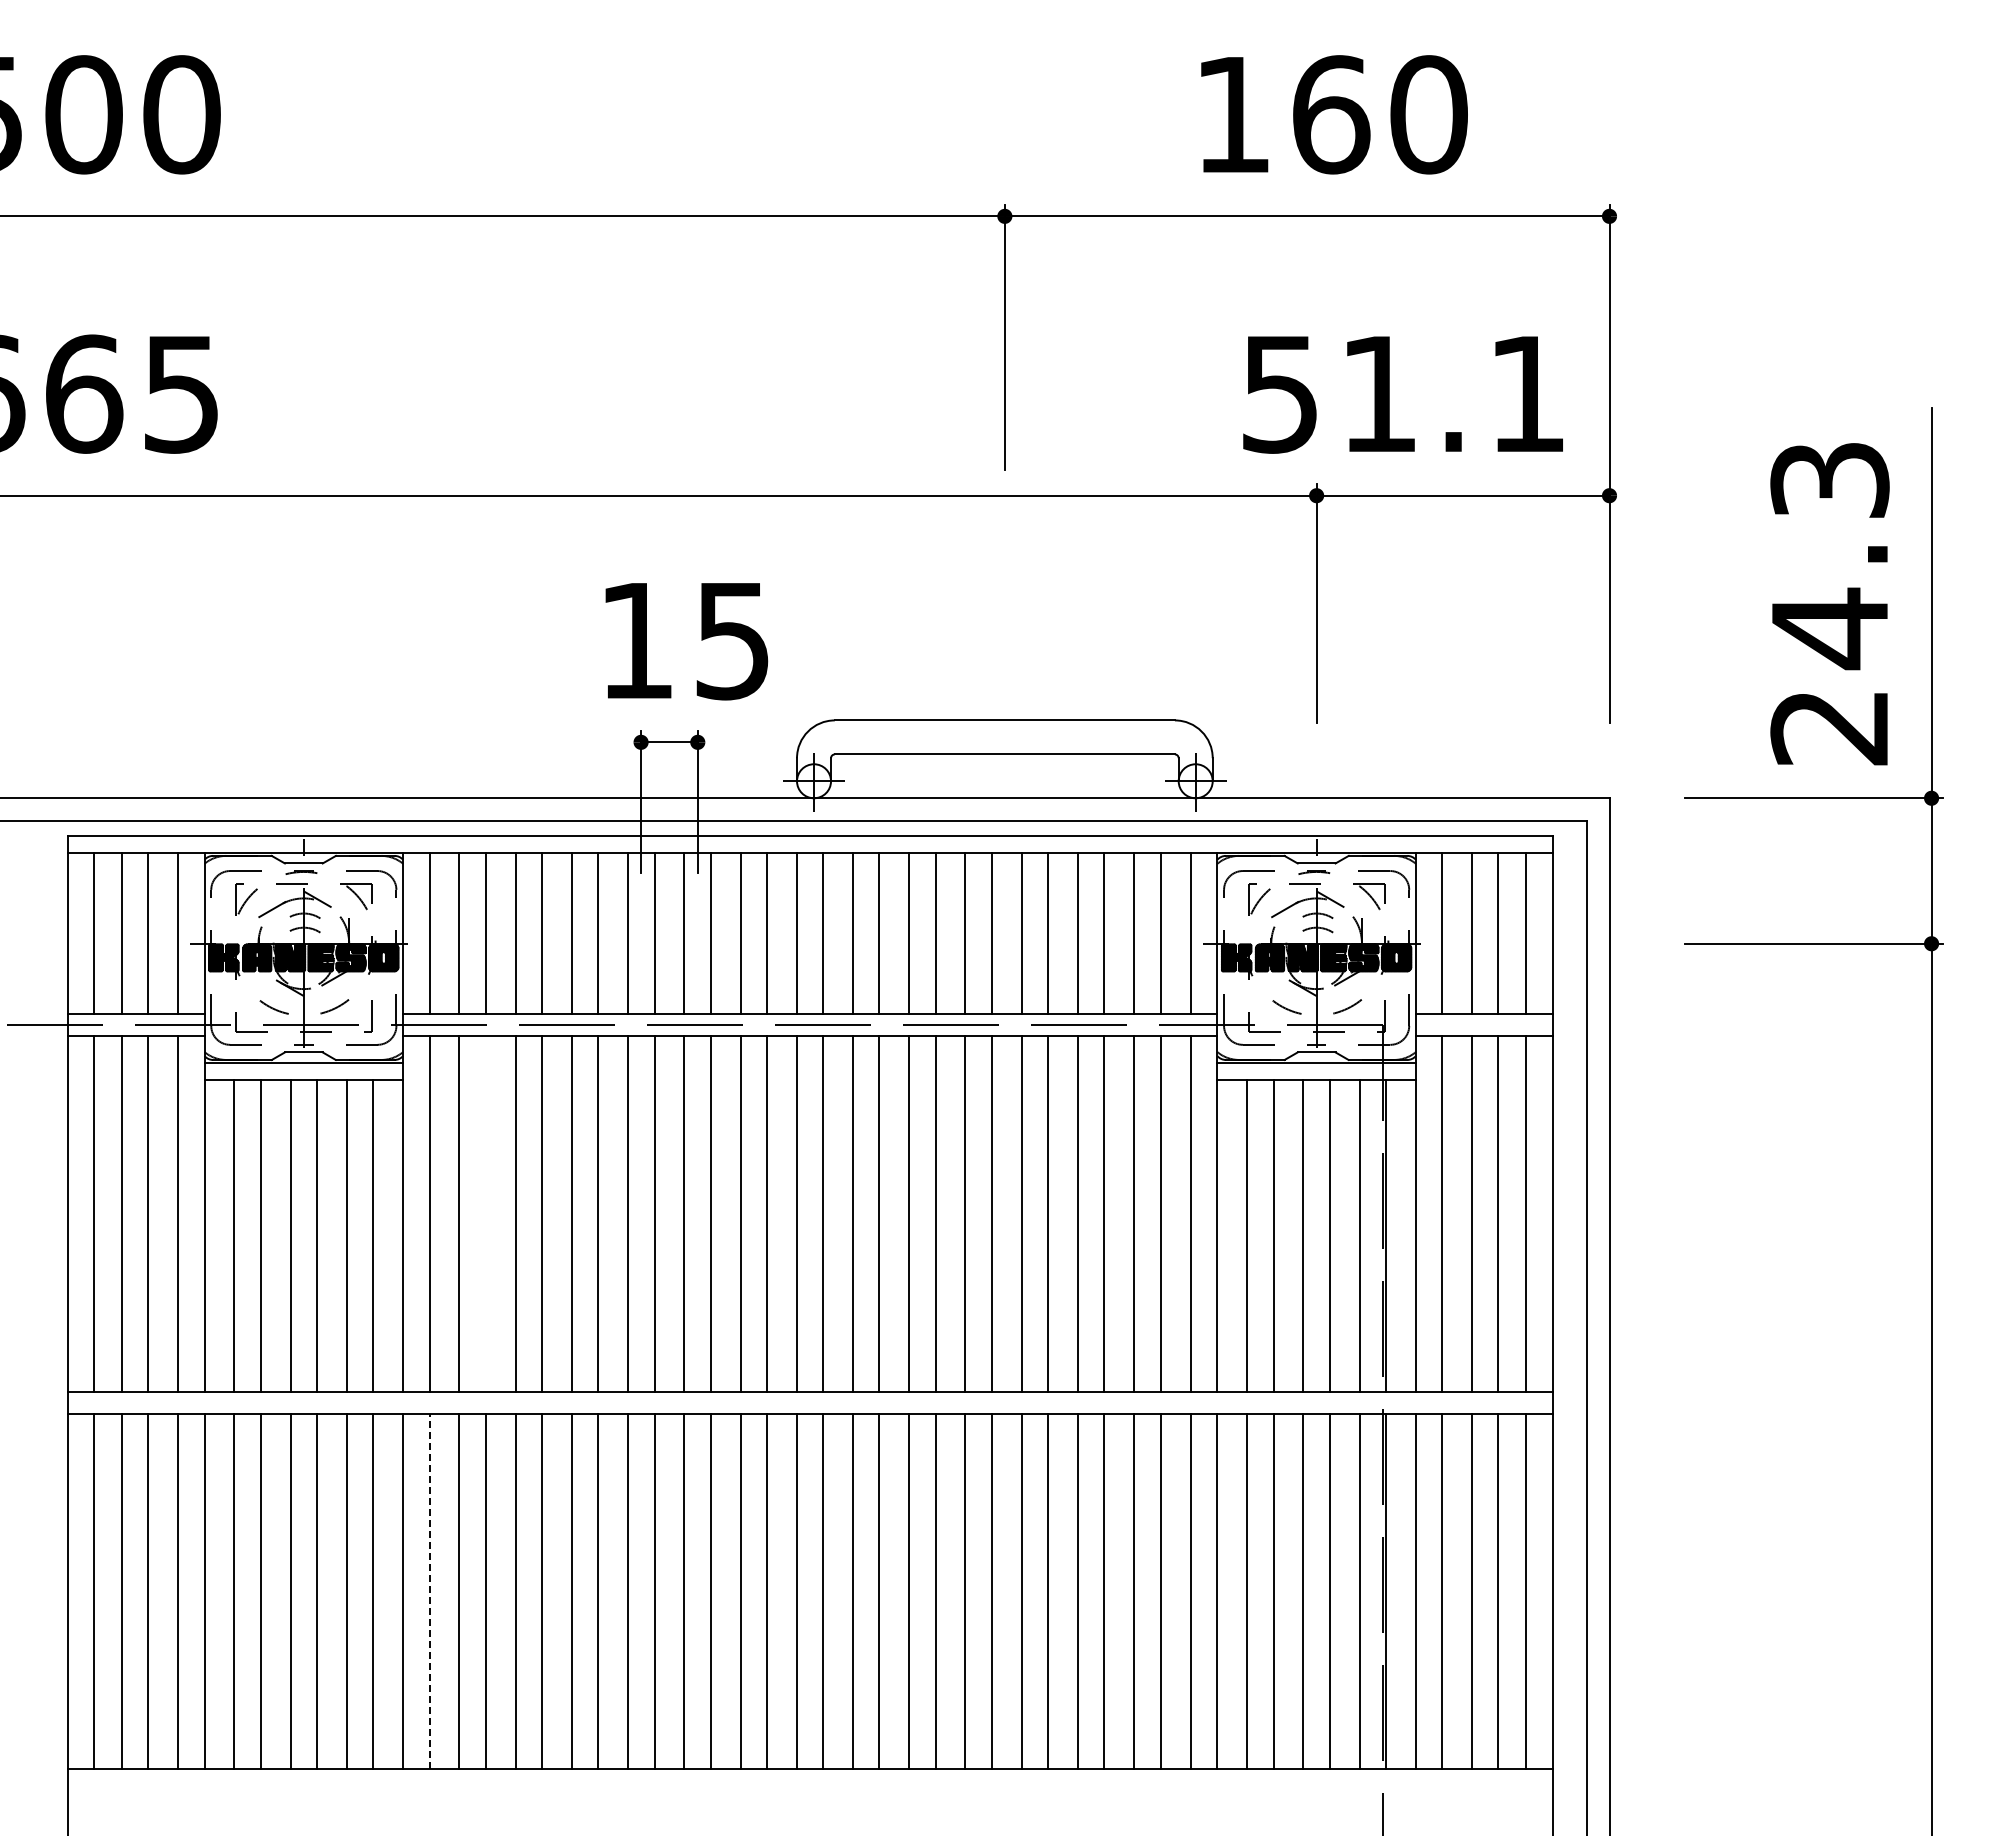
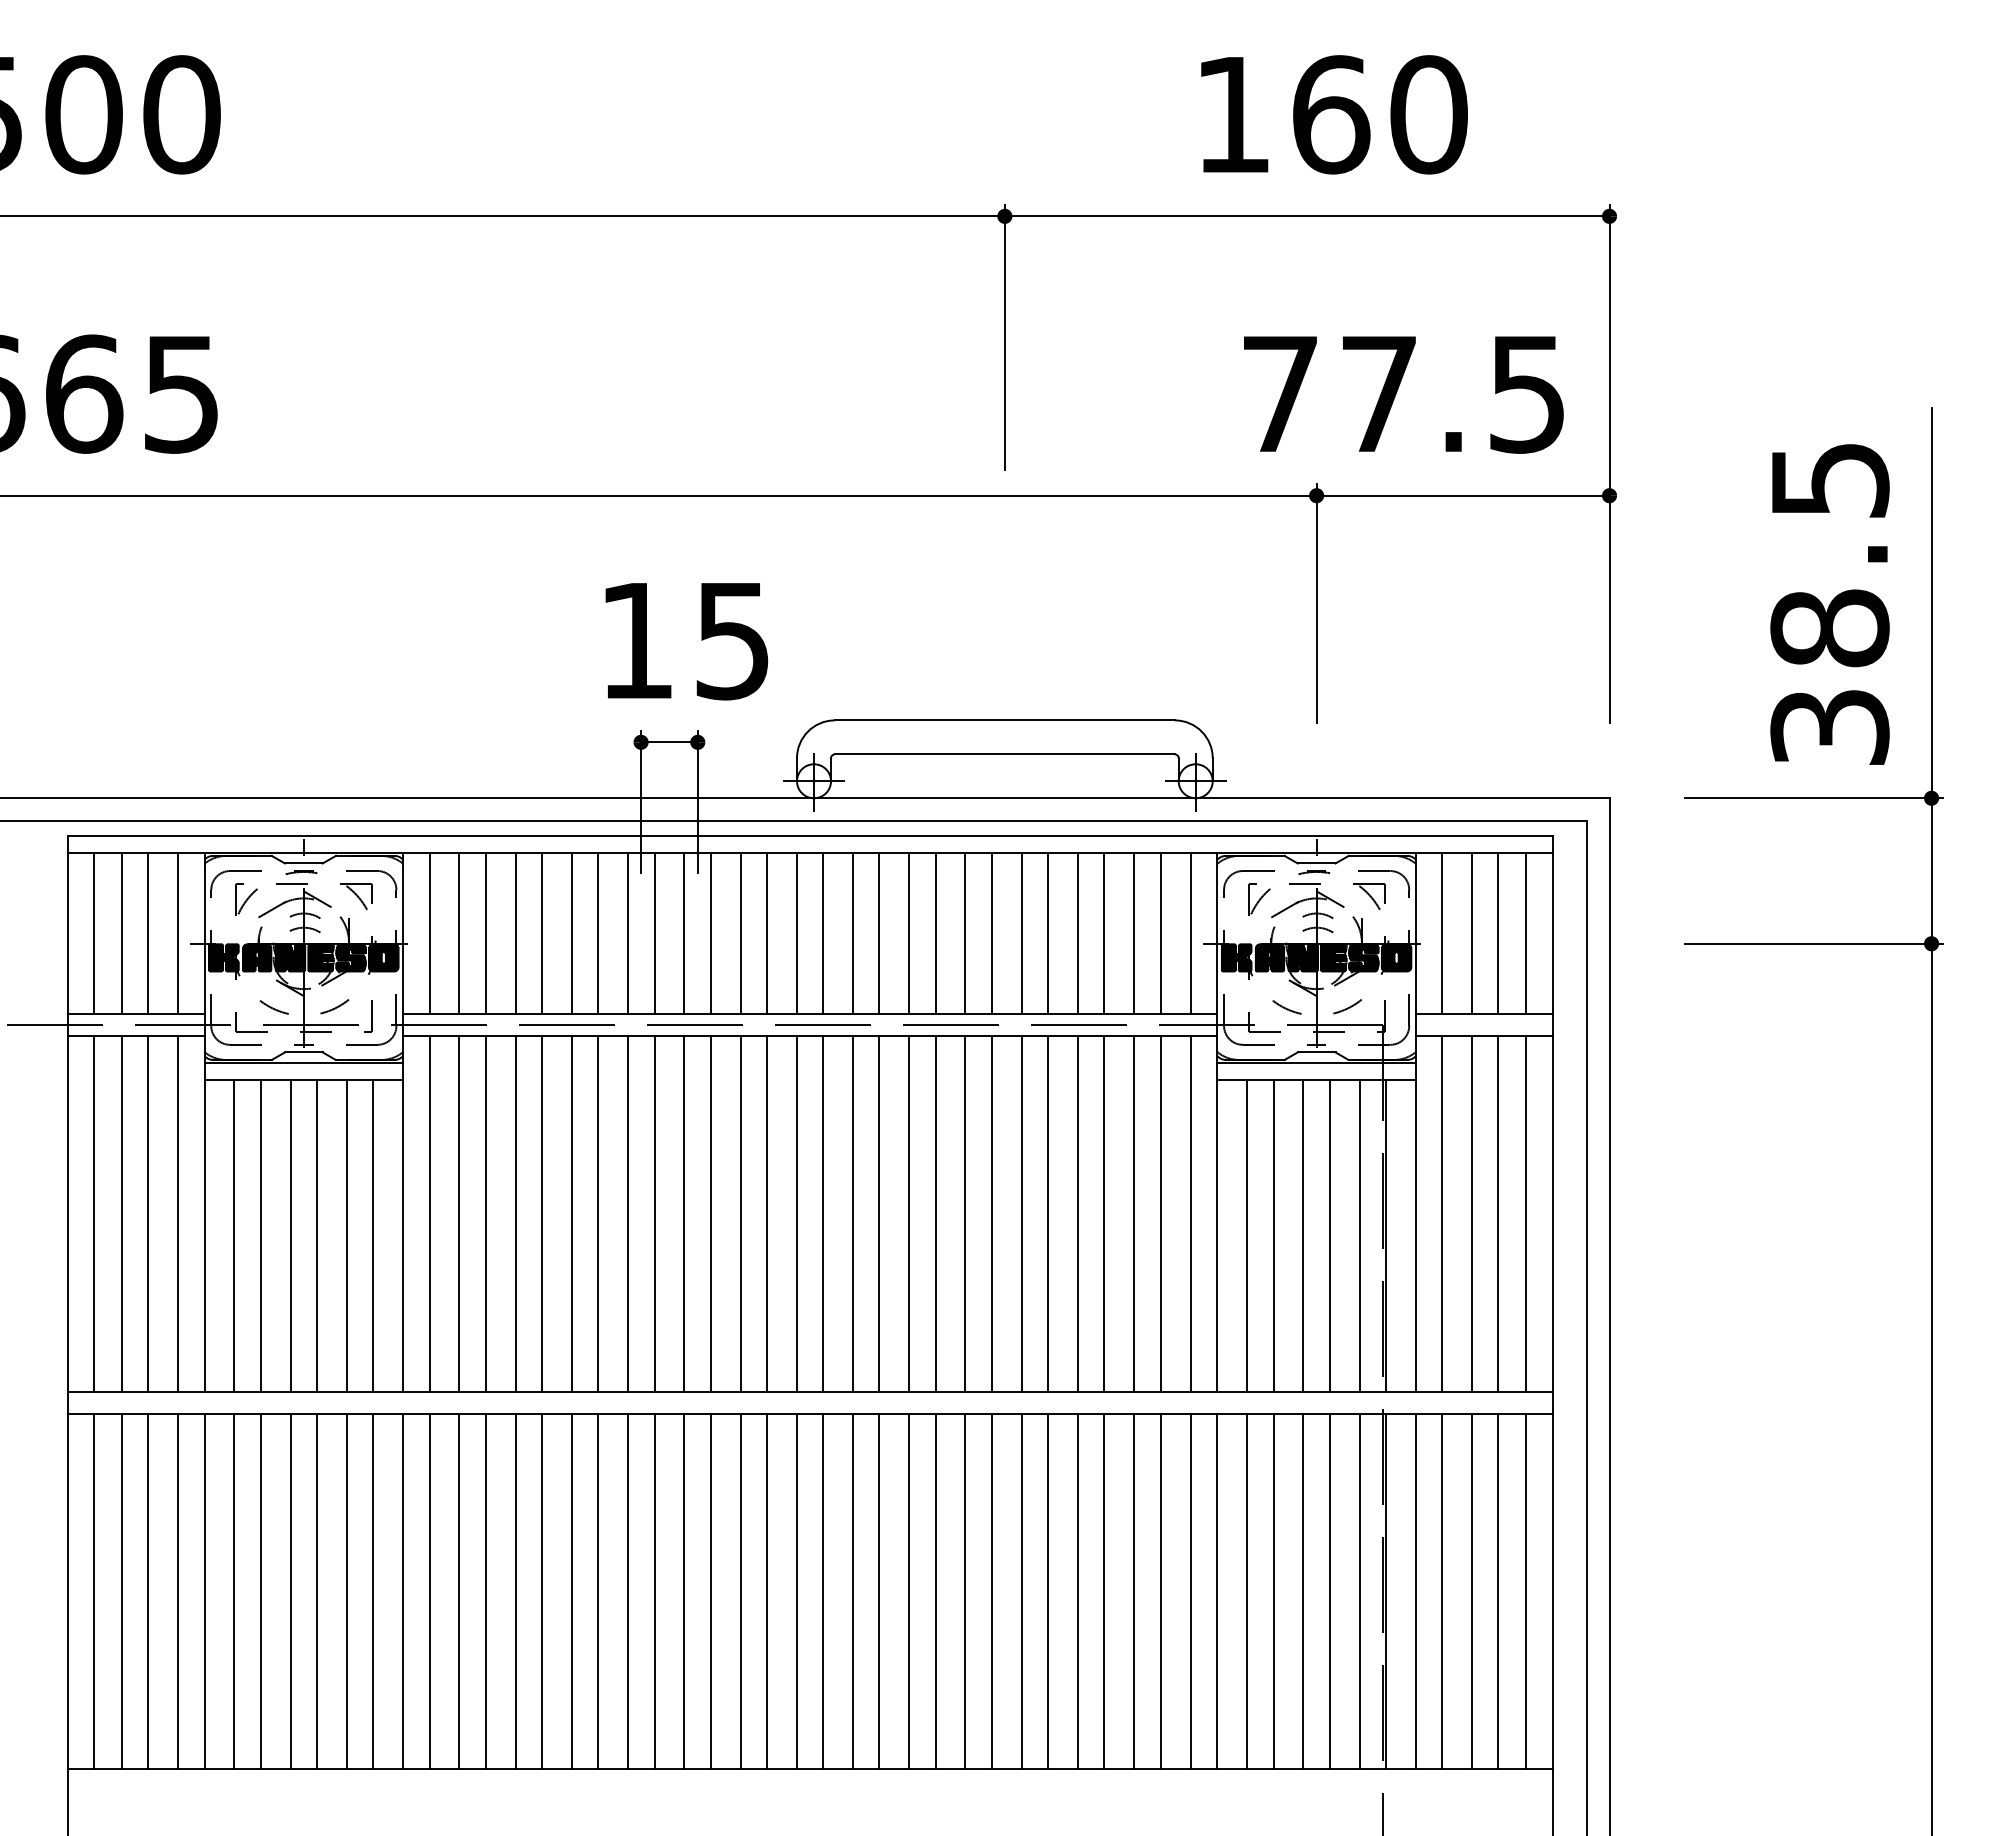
text: 51.1 -> 77.5 (1403, 394)
text: 24.3 -> 38.5 (1829, 604)
line: none -> present (485, 1213)
line: dashed -> solid (429, 1591)
